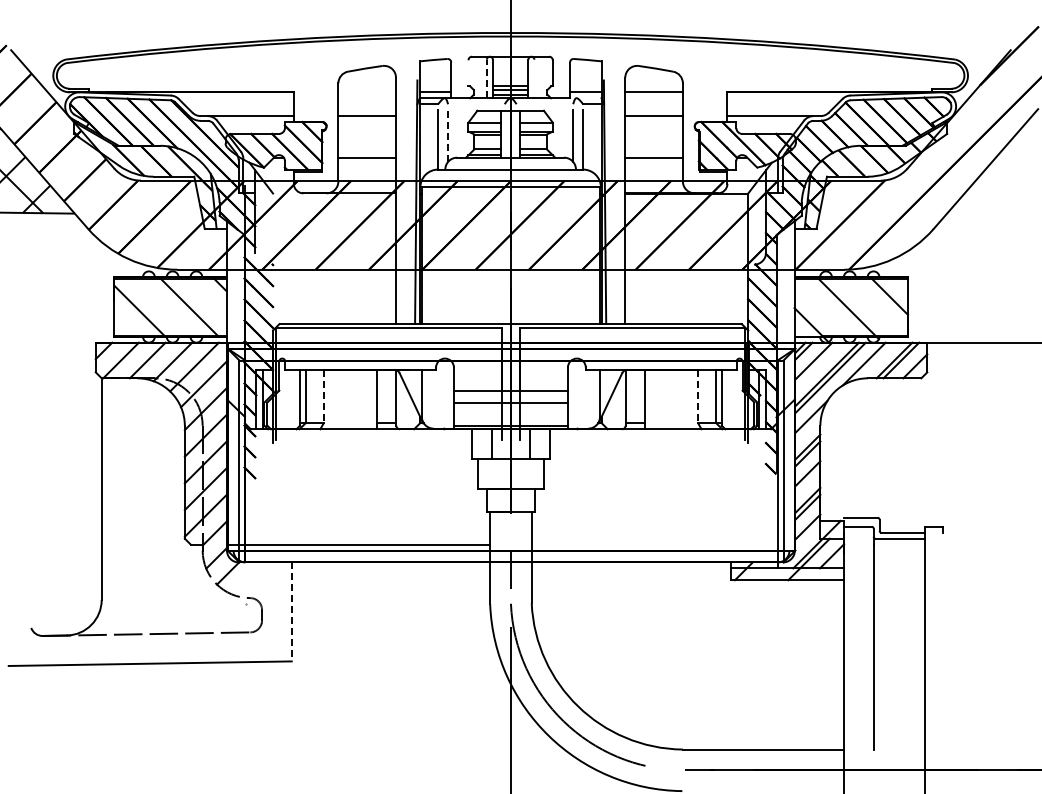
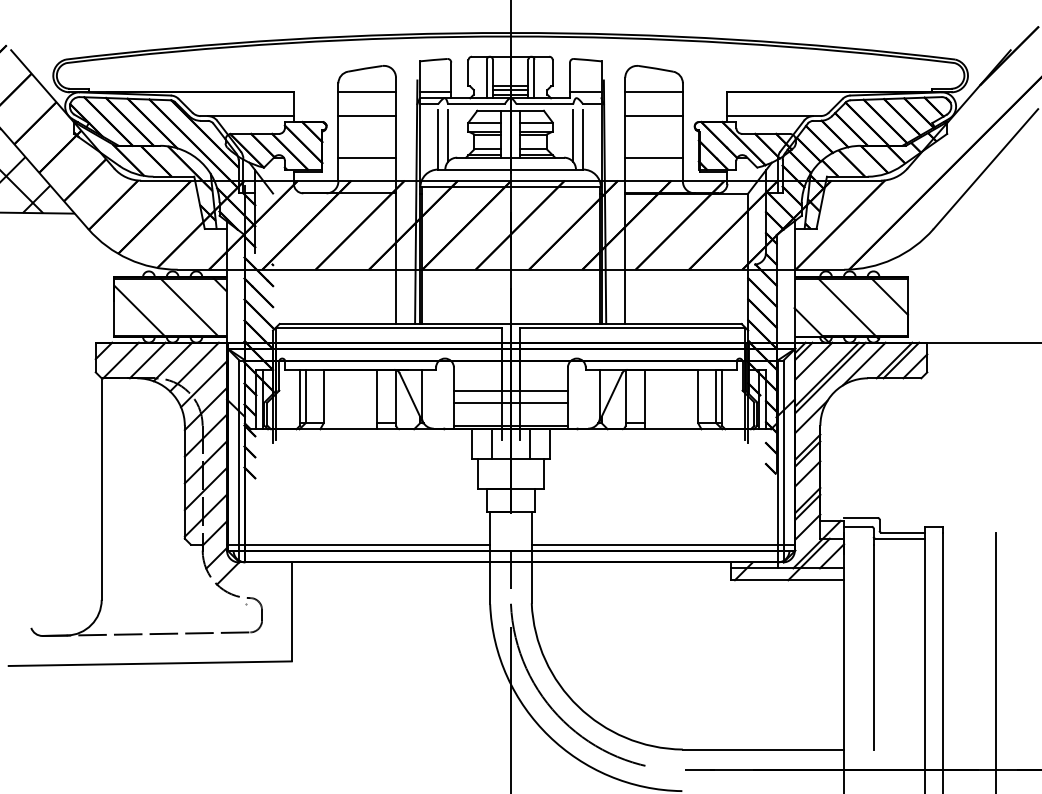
line: none -> present (468, 73)
line: dashed -> solid (486, 78)
line: none -> present (534, 78)
line: none -> present (367, 92)
line: none -> present (476, 104)
line: none -> present (544, 104)
line: dashed -> solid (448, 136)
line: dashed -> solid (323, 396)
line: dashed -> solid (698, 396)
line: none -> present (662, 544)
line: dashed -> solid (291, 612)
line: none -> present (942, 661)
line: none -> present (996, 661)
